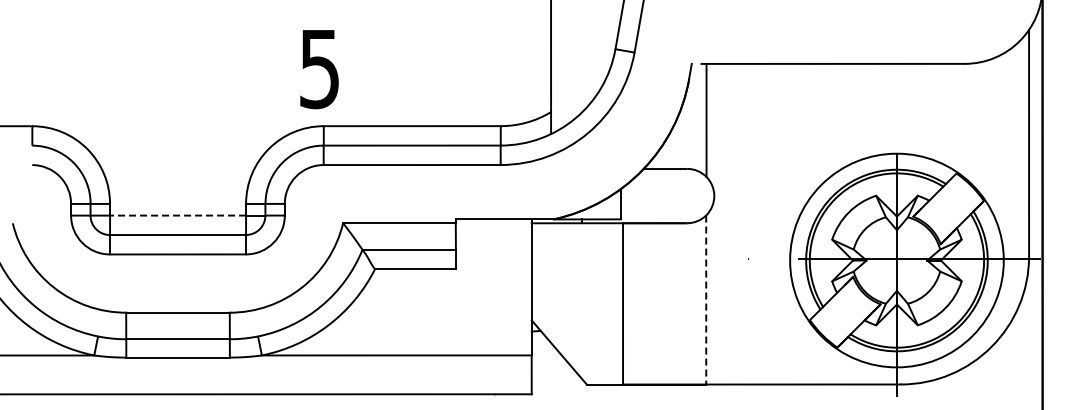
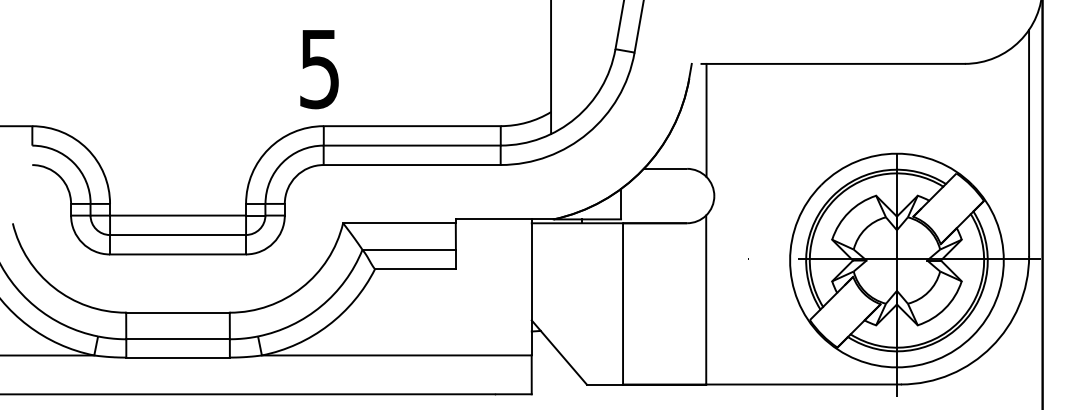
line: dashed -> solid (177, 215)
line: dashed -> solid (706, 300)
